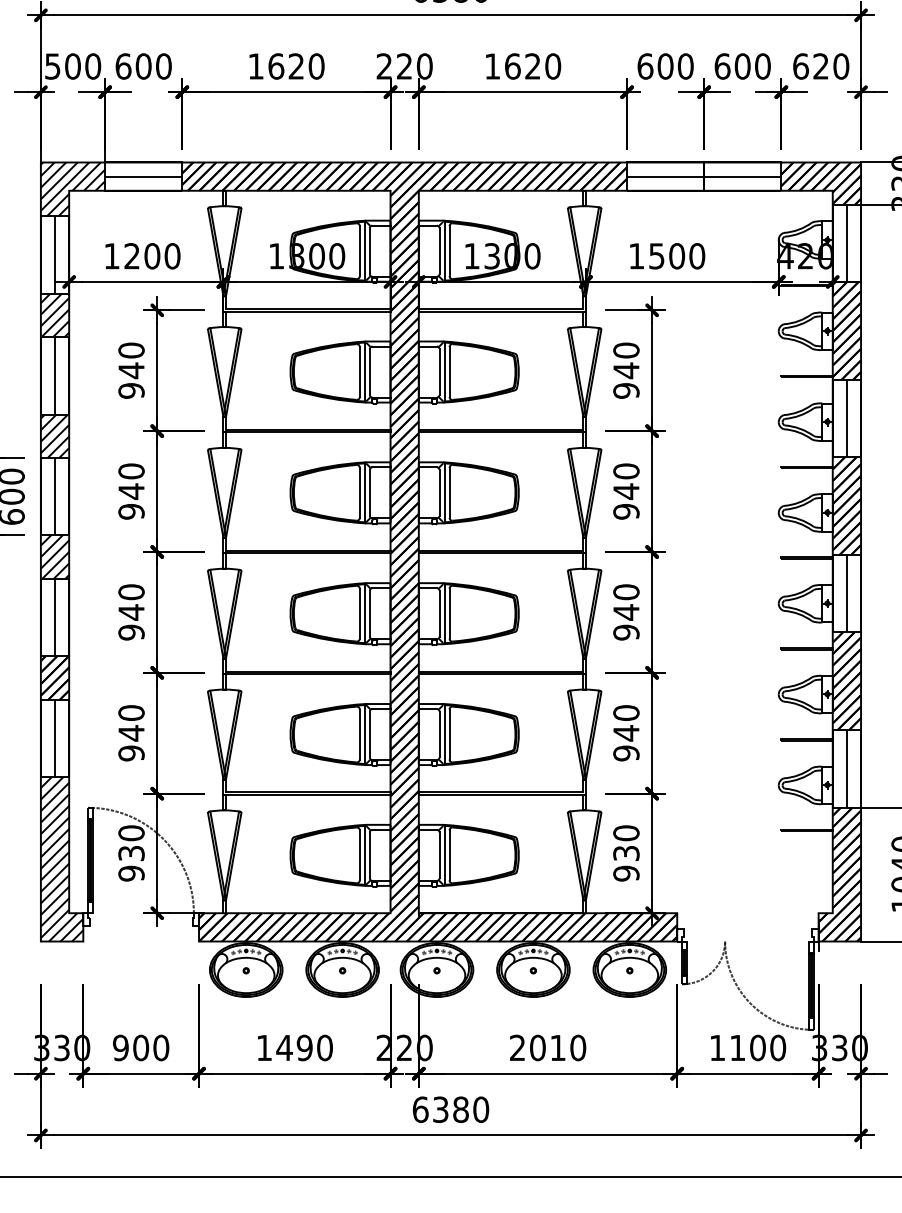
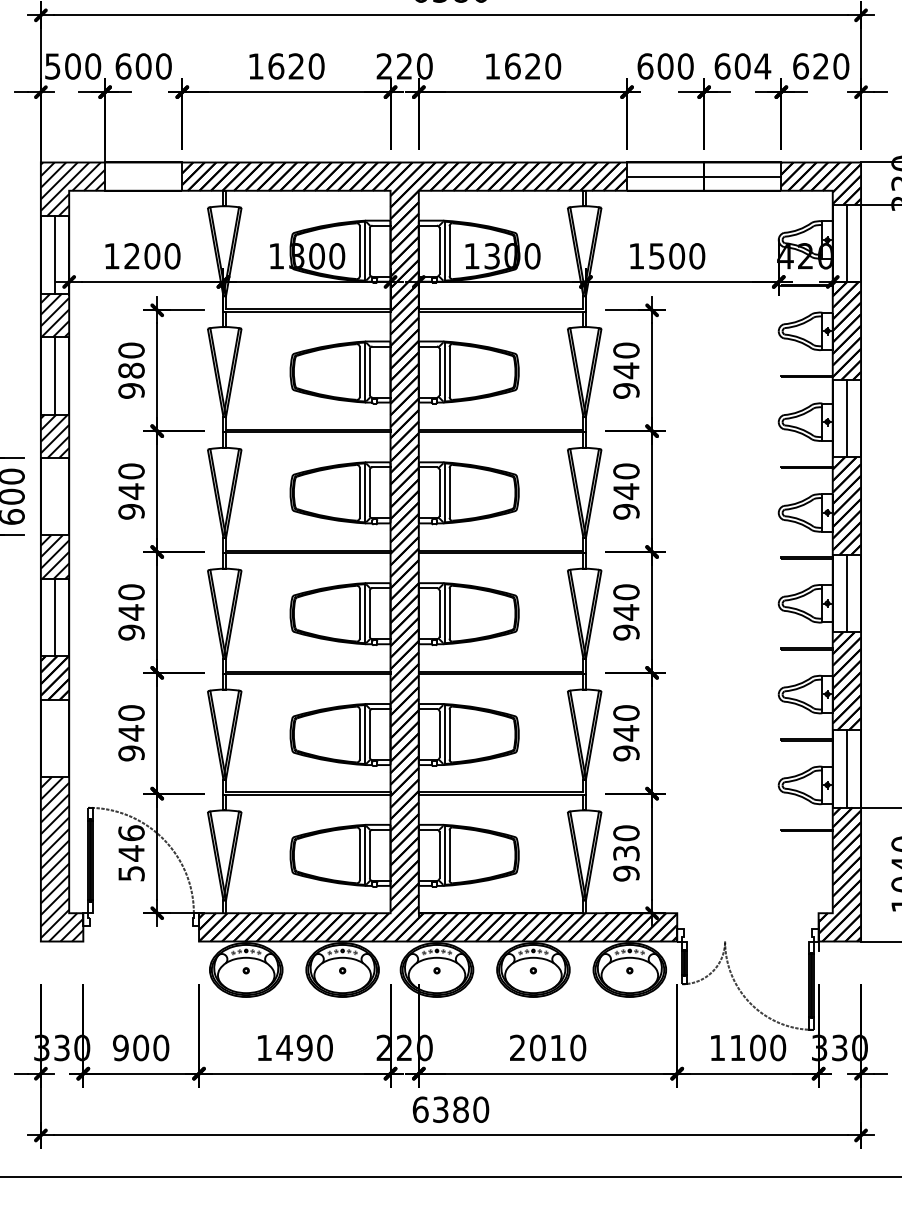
text: 600 -> 604 (762, 66)
line: present -> none (143, 176)
text: 940 -> 980 (131, 370)
line: present -> none (55, 496)
line: present -> none (55, 738)
text: 930 -> 546 (131, 853)
